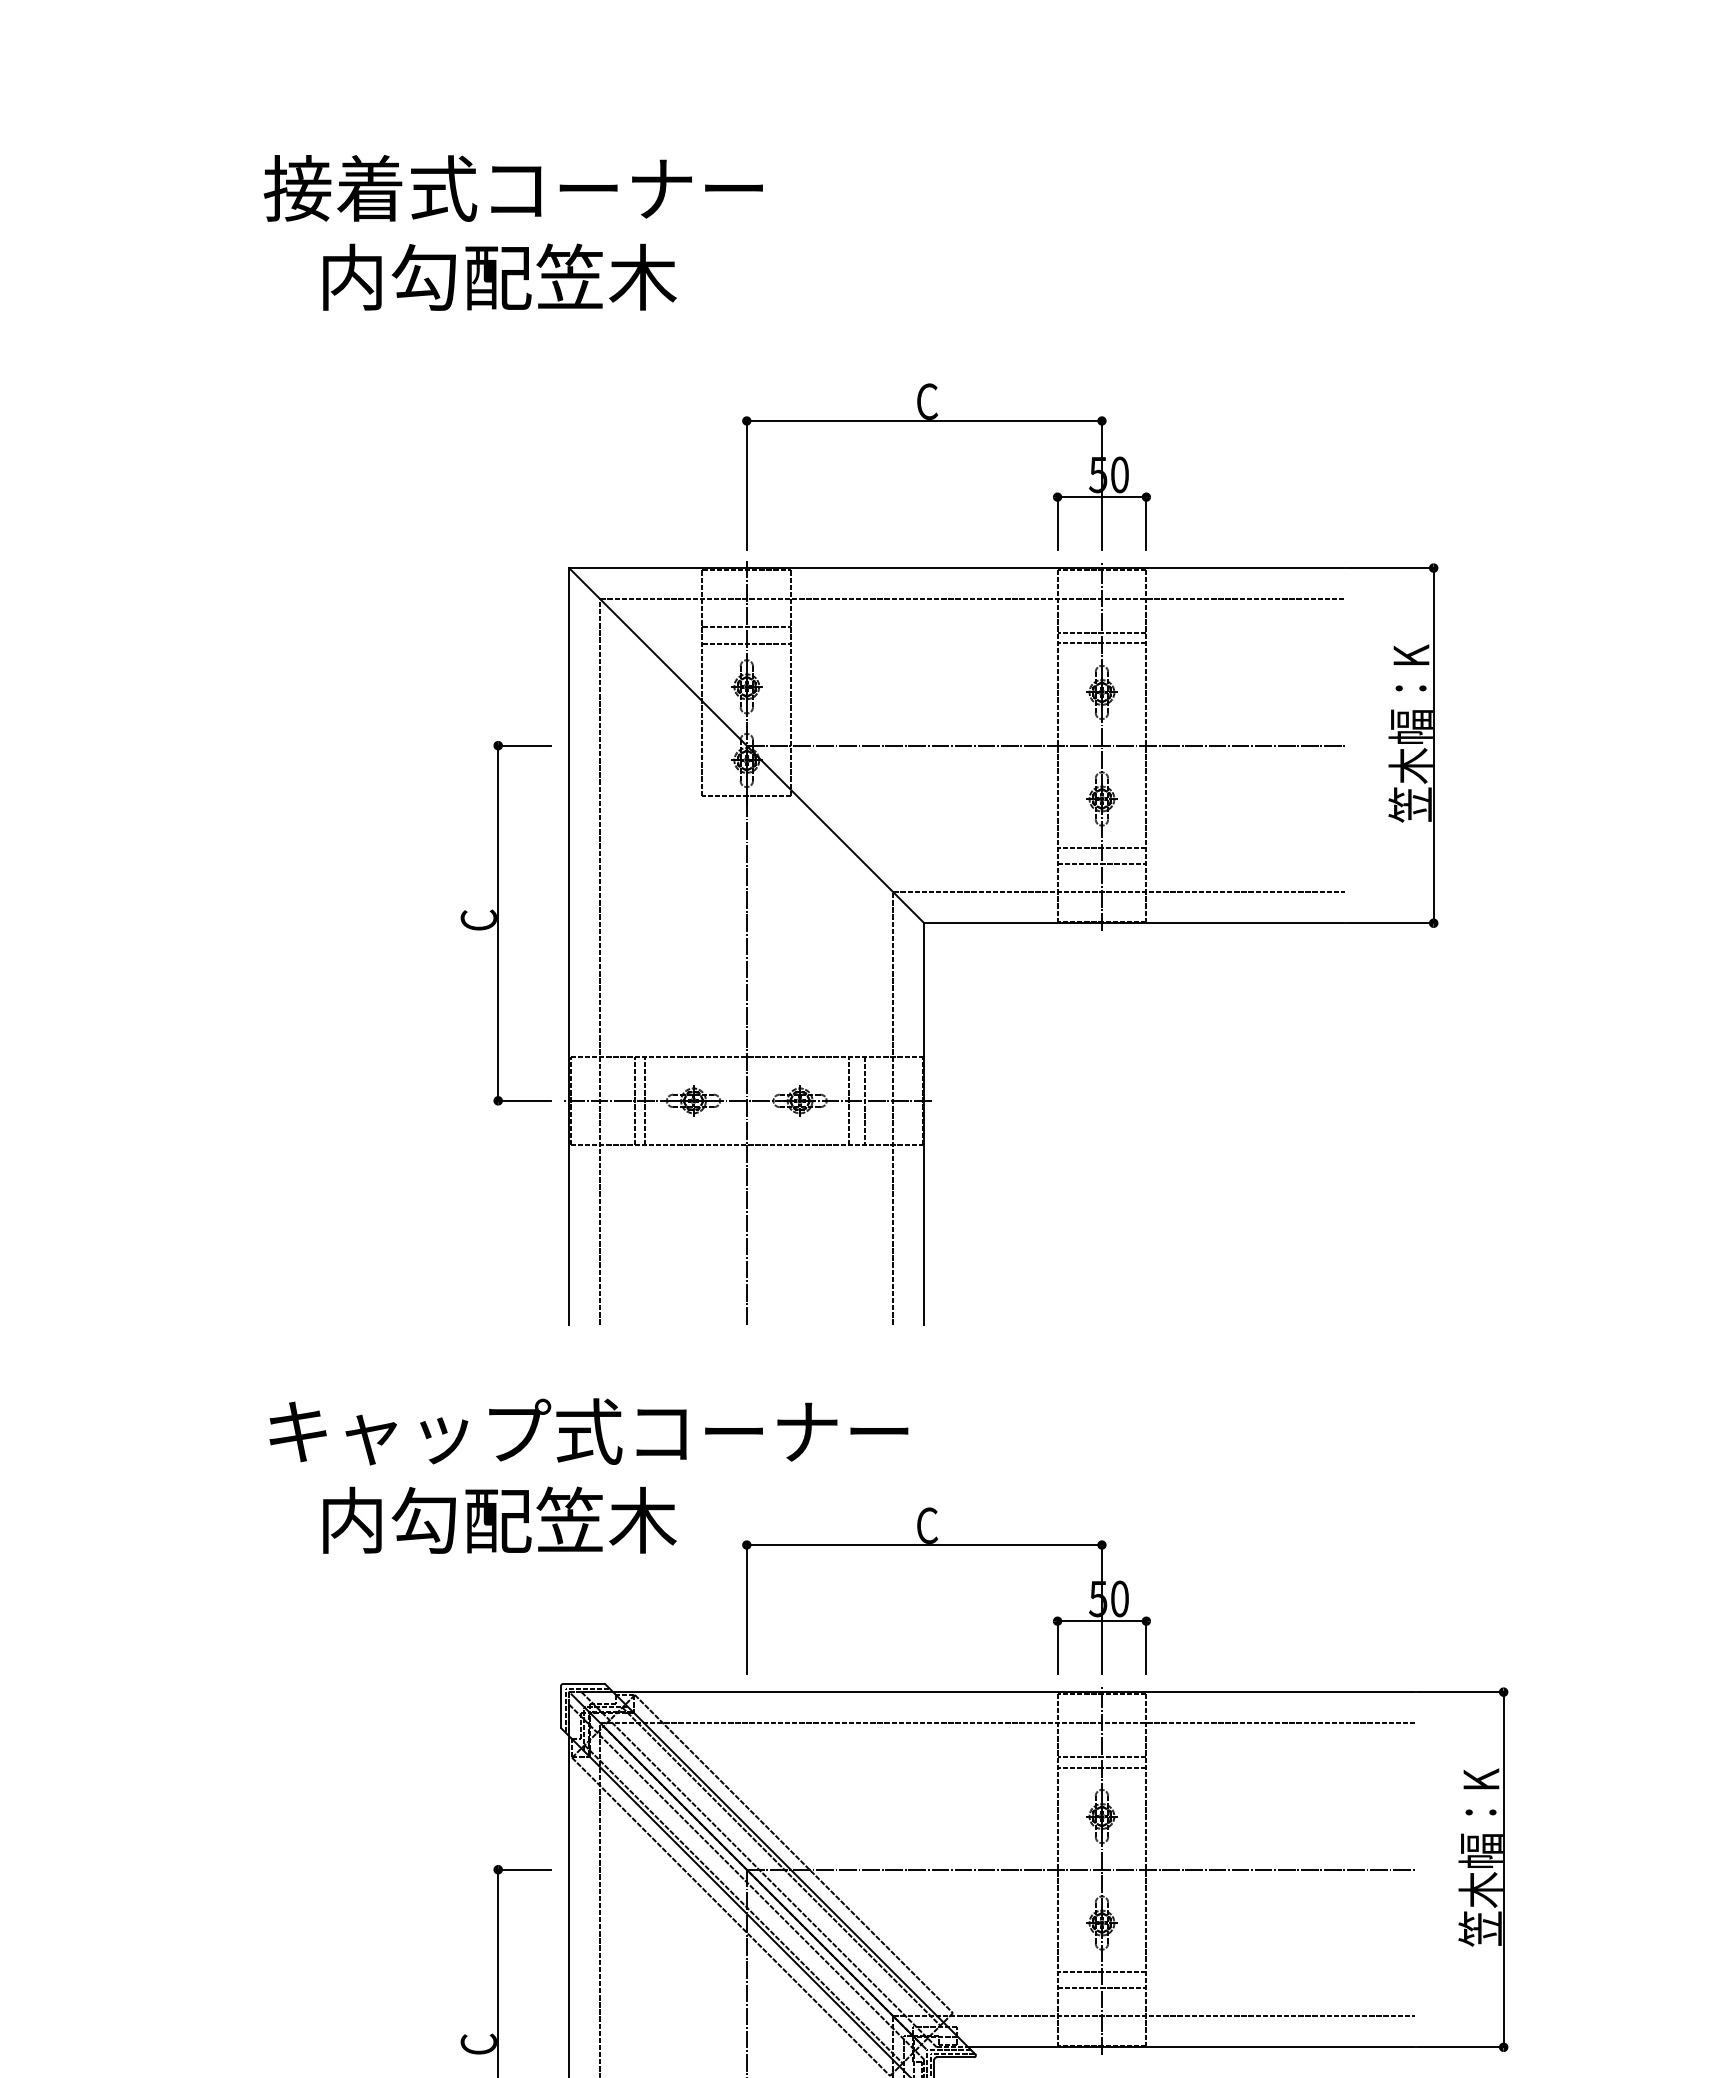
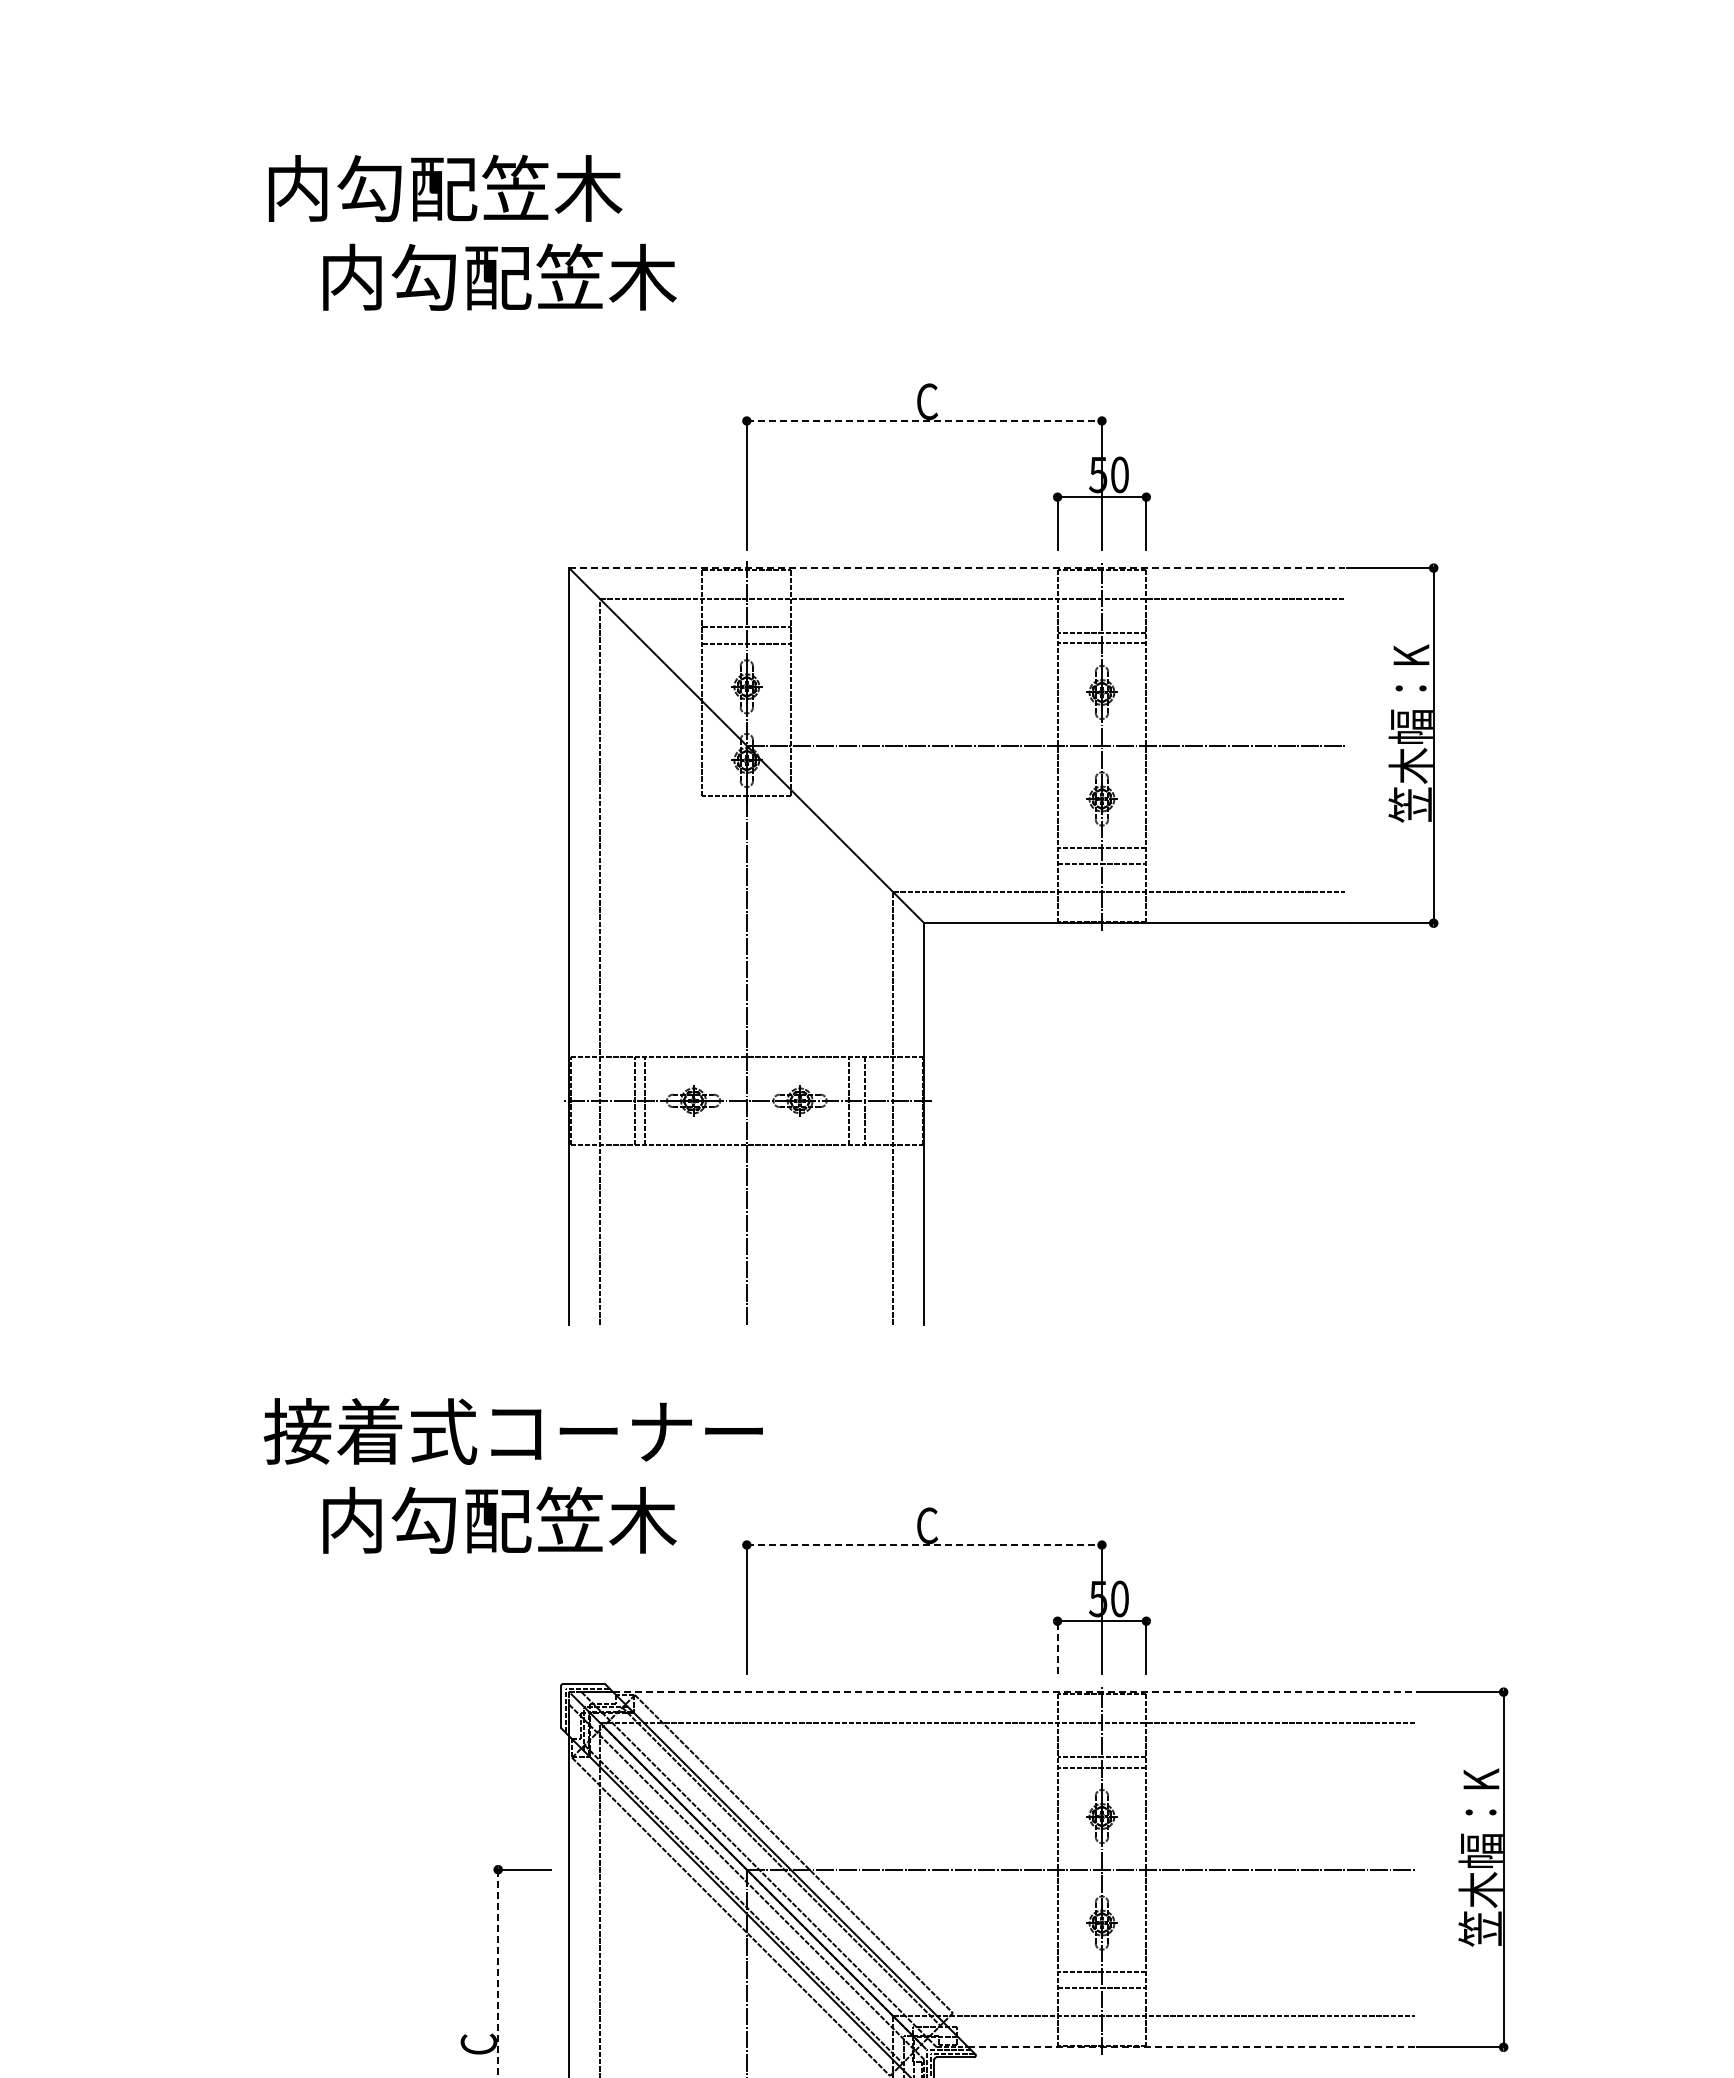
text: 接着式コーナー -> 内勾配笠木 (512, 188)
line: solid -> dashed (924, 420)
line: solid -> dashed (957, 568)
part: present -> none (498, 923)
text: キャップ式コーナー -> 接着式コーナー (585, 1431)
line: solid -> dashed (924, 1545)
line: solid -> dashed (1057, 1646)
line: solid -> dashed (1013, 1692)
line: solid -> dashed (498, 1973)
line: solid -> dashed (1192, 2047)
